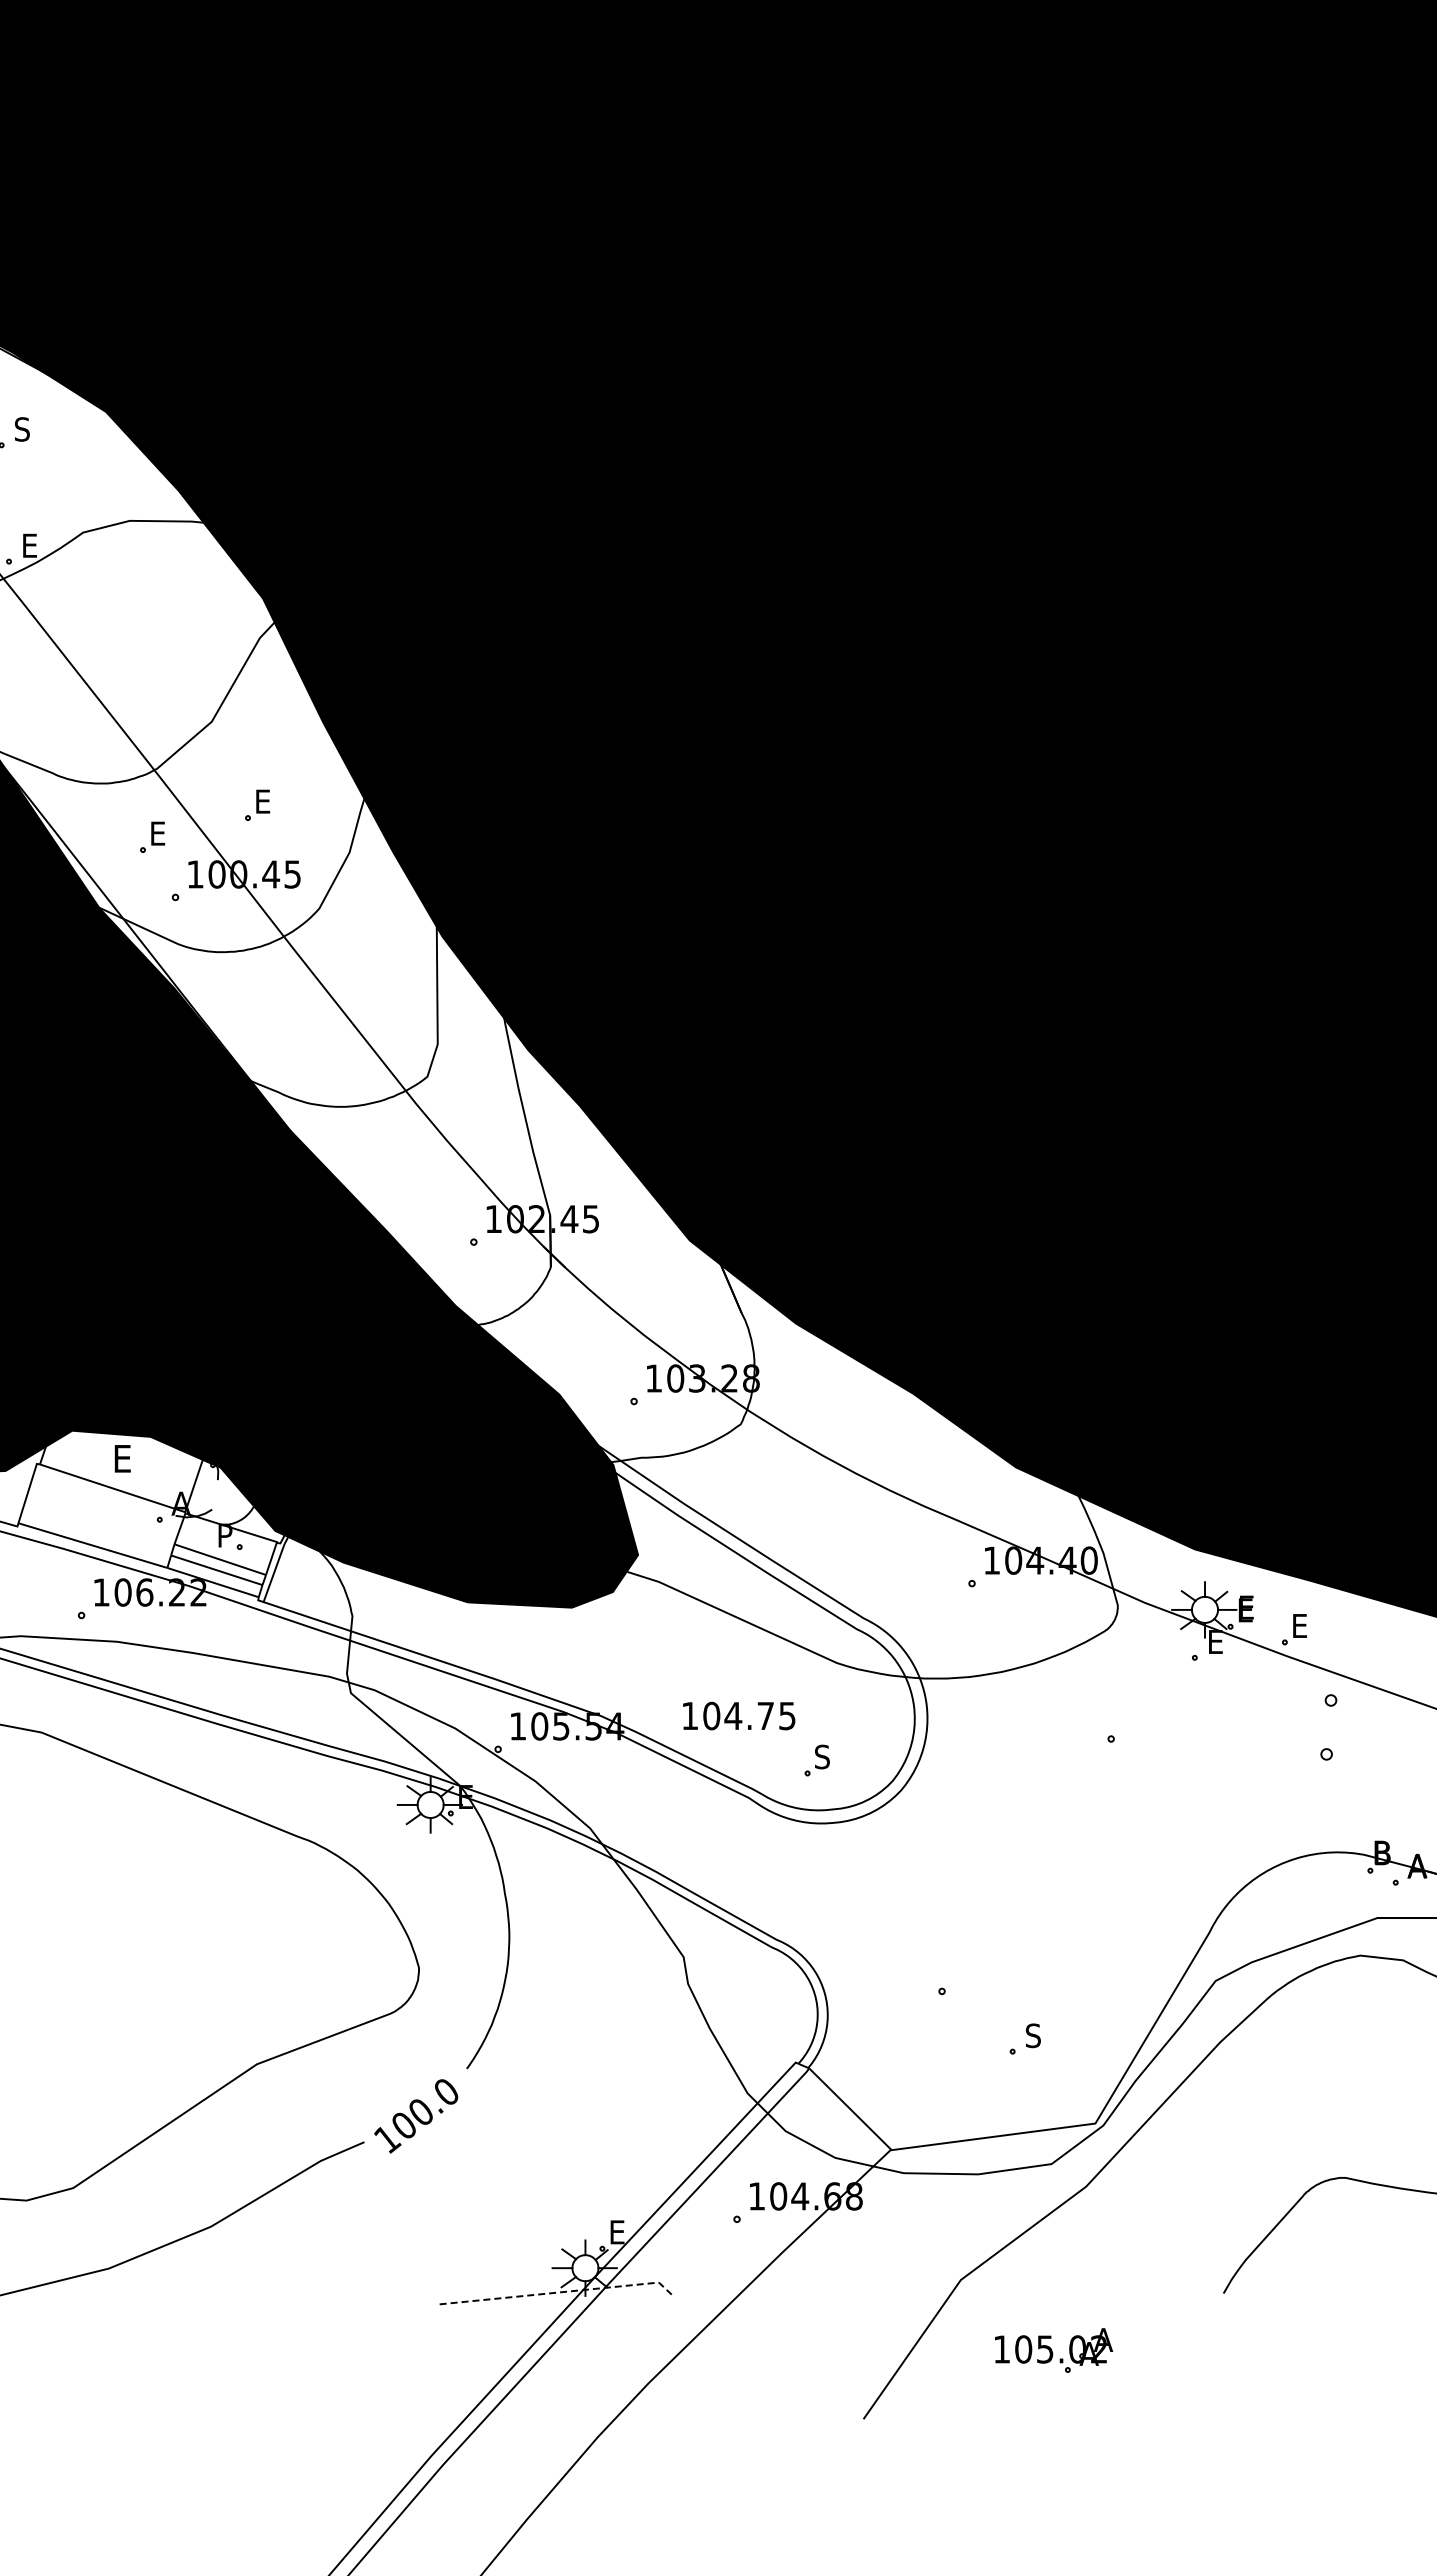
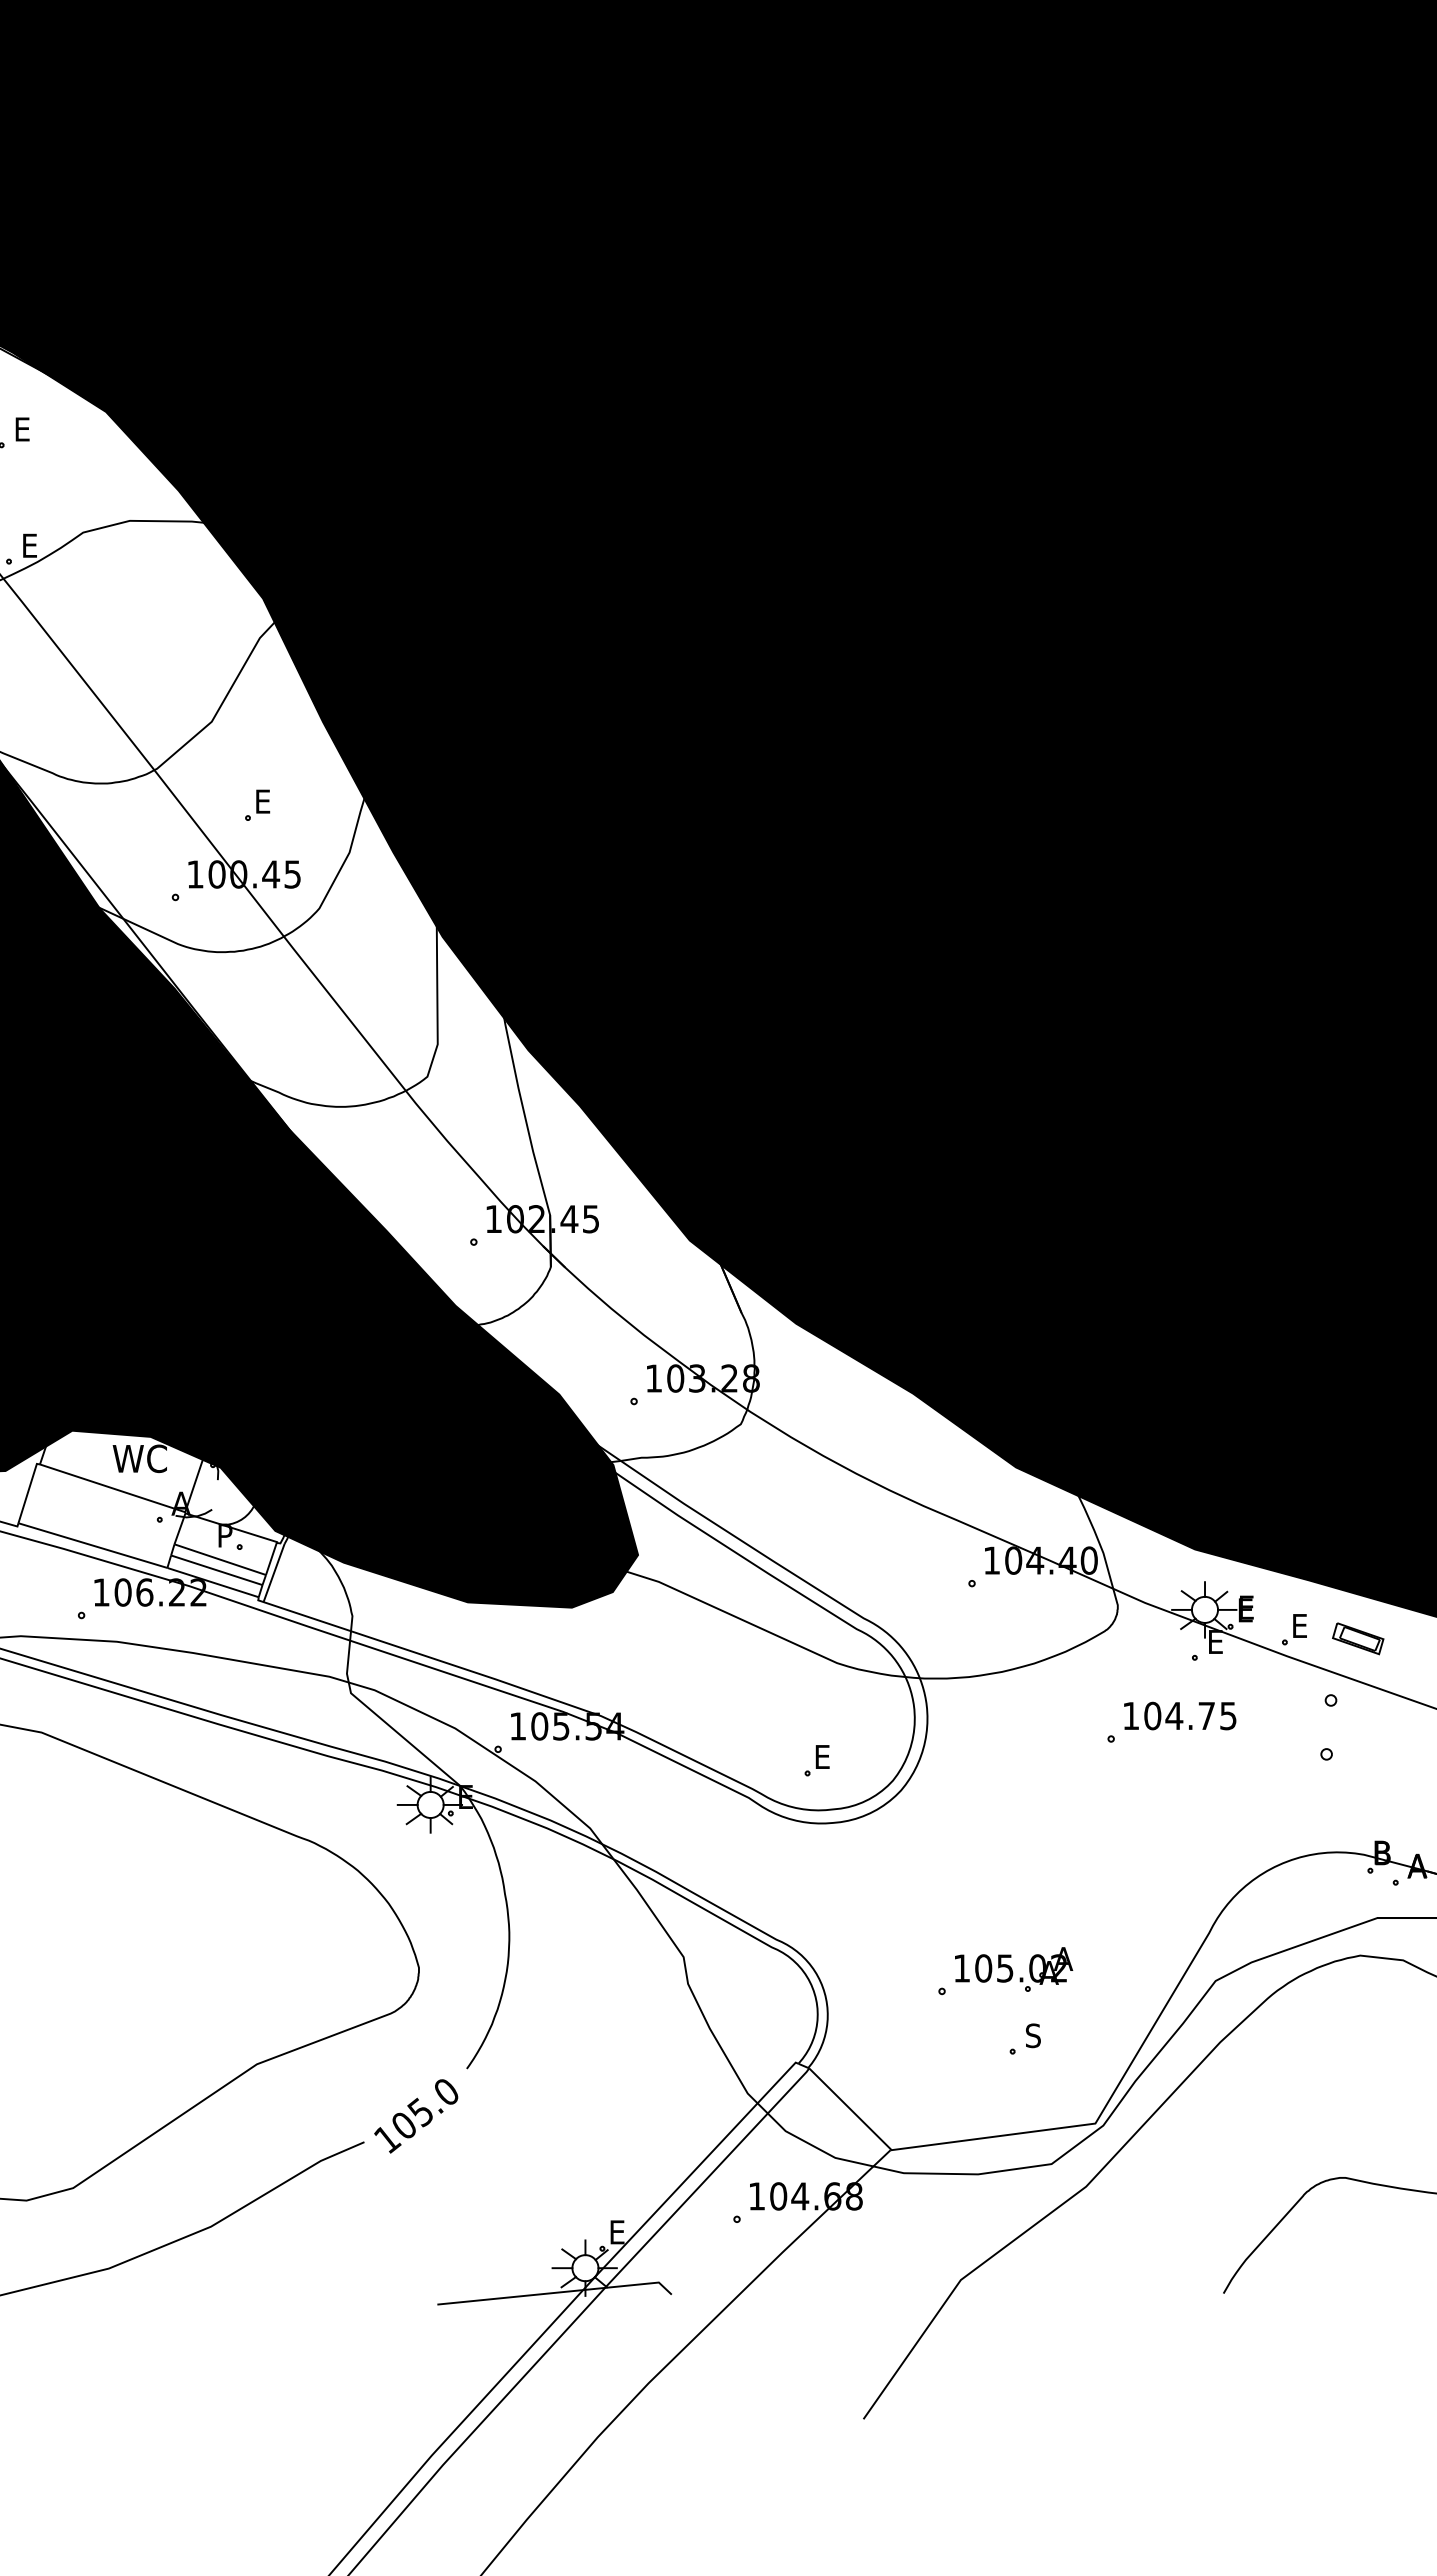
text: S -> E (21, 429)
part: present -> none (152, 836)
text: E -> WC (139, 1458)
part: none -> present (1358, 1638)
text position: (739, 1715) -> (1180, 1715) (1180, 1715)
text: S -> E (822, 1756)
text: 100.0 -> 105.0 (419, 2112)
line: dashed -> solid (557, 2292)
part position: (1054, 2350) -> (1014, 1969) (1014, 1969)
